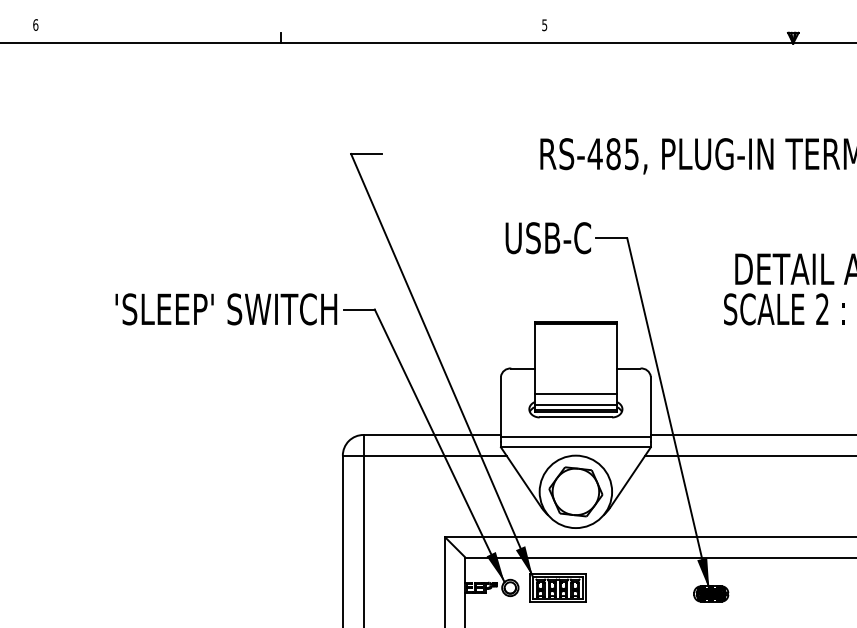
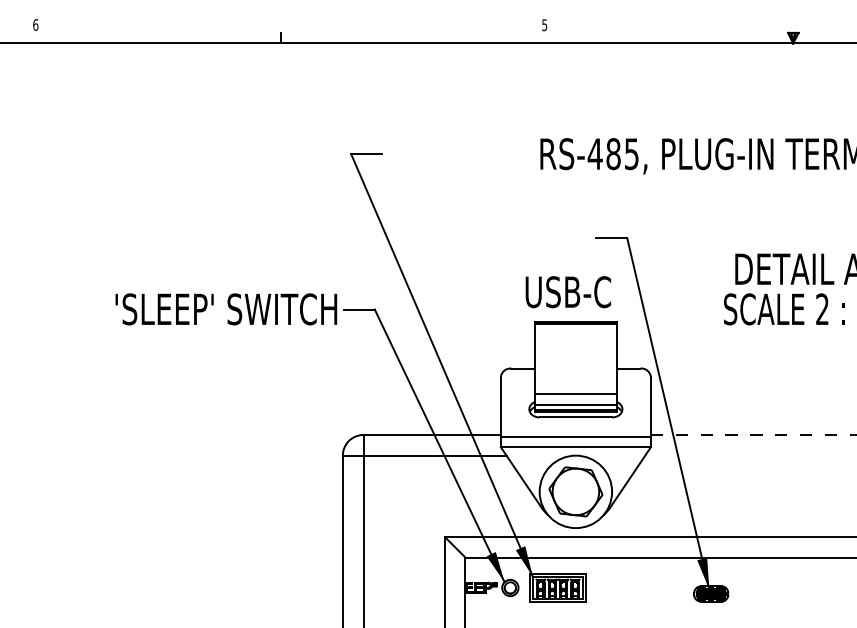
text position: (547, 238) -> (567, 292) (567, 292)
line: solid -> dashed (753, 434)
line: present -> none (749, 455)
